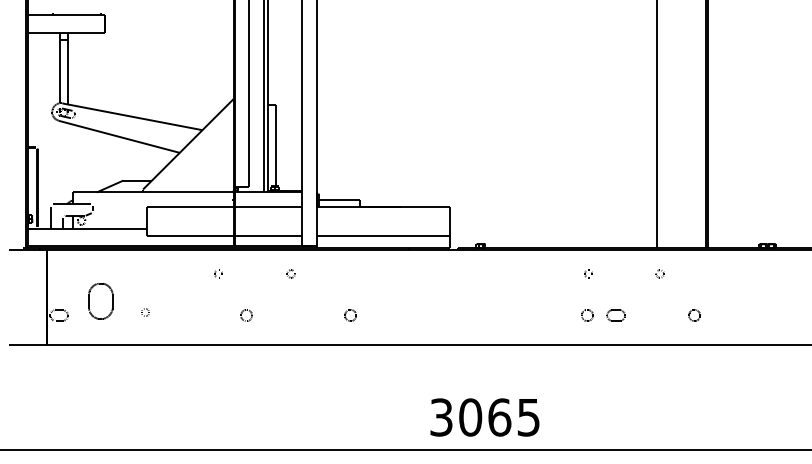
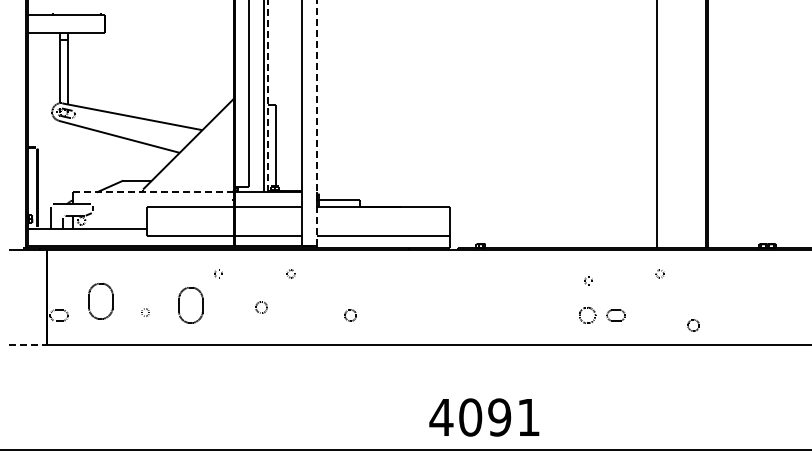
line: solid -> dashed (268, 96)
line: solid -> dashed (316, 123)
line: solid -> dashed (153, 192)
part position: (588, 273) -> (588, 280) (588, 280)
part: none -> present (190, 305)
part position: (246, 315) -> (261, 307) (261, 307)
part size: 13x13 px -> 18x18 px (587, 314)
part position: (694, 315) -> (693, 325) (693, 325)
line: solid -> dashed (28, 345)
text: 3065 -> 4091 (484, 417)
